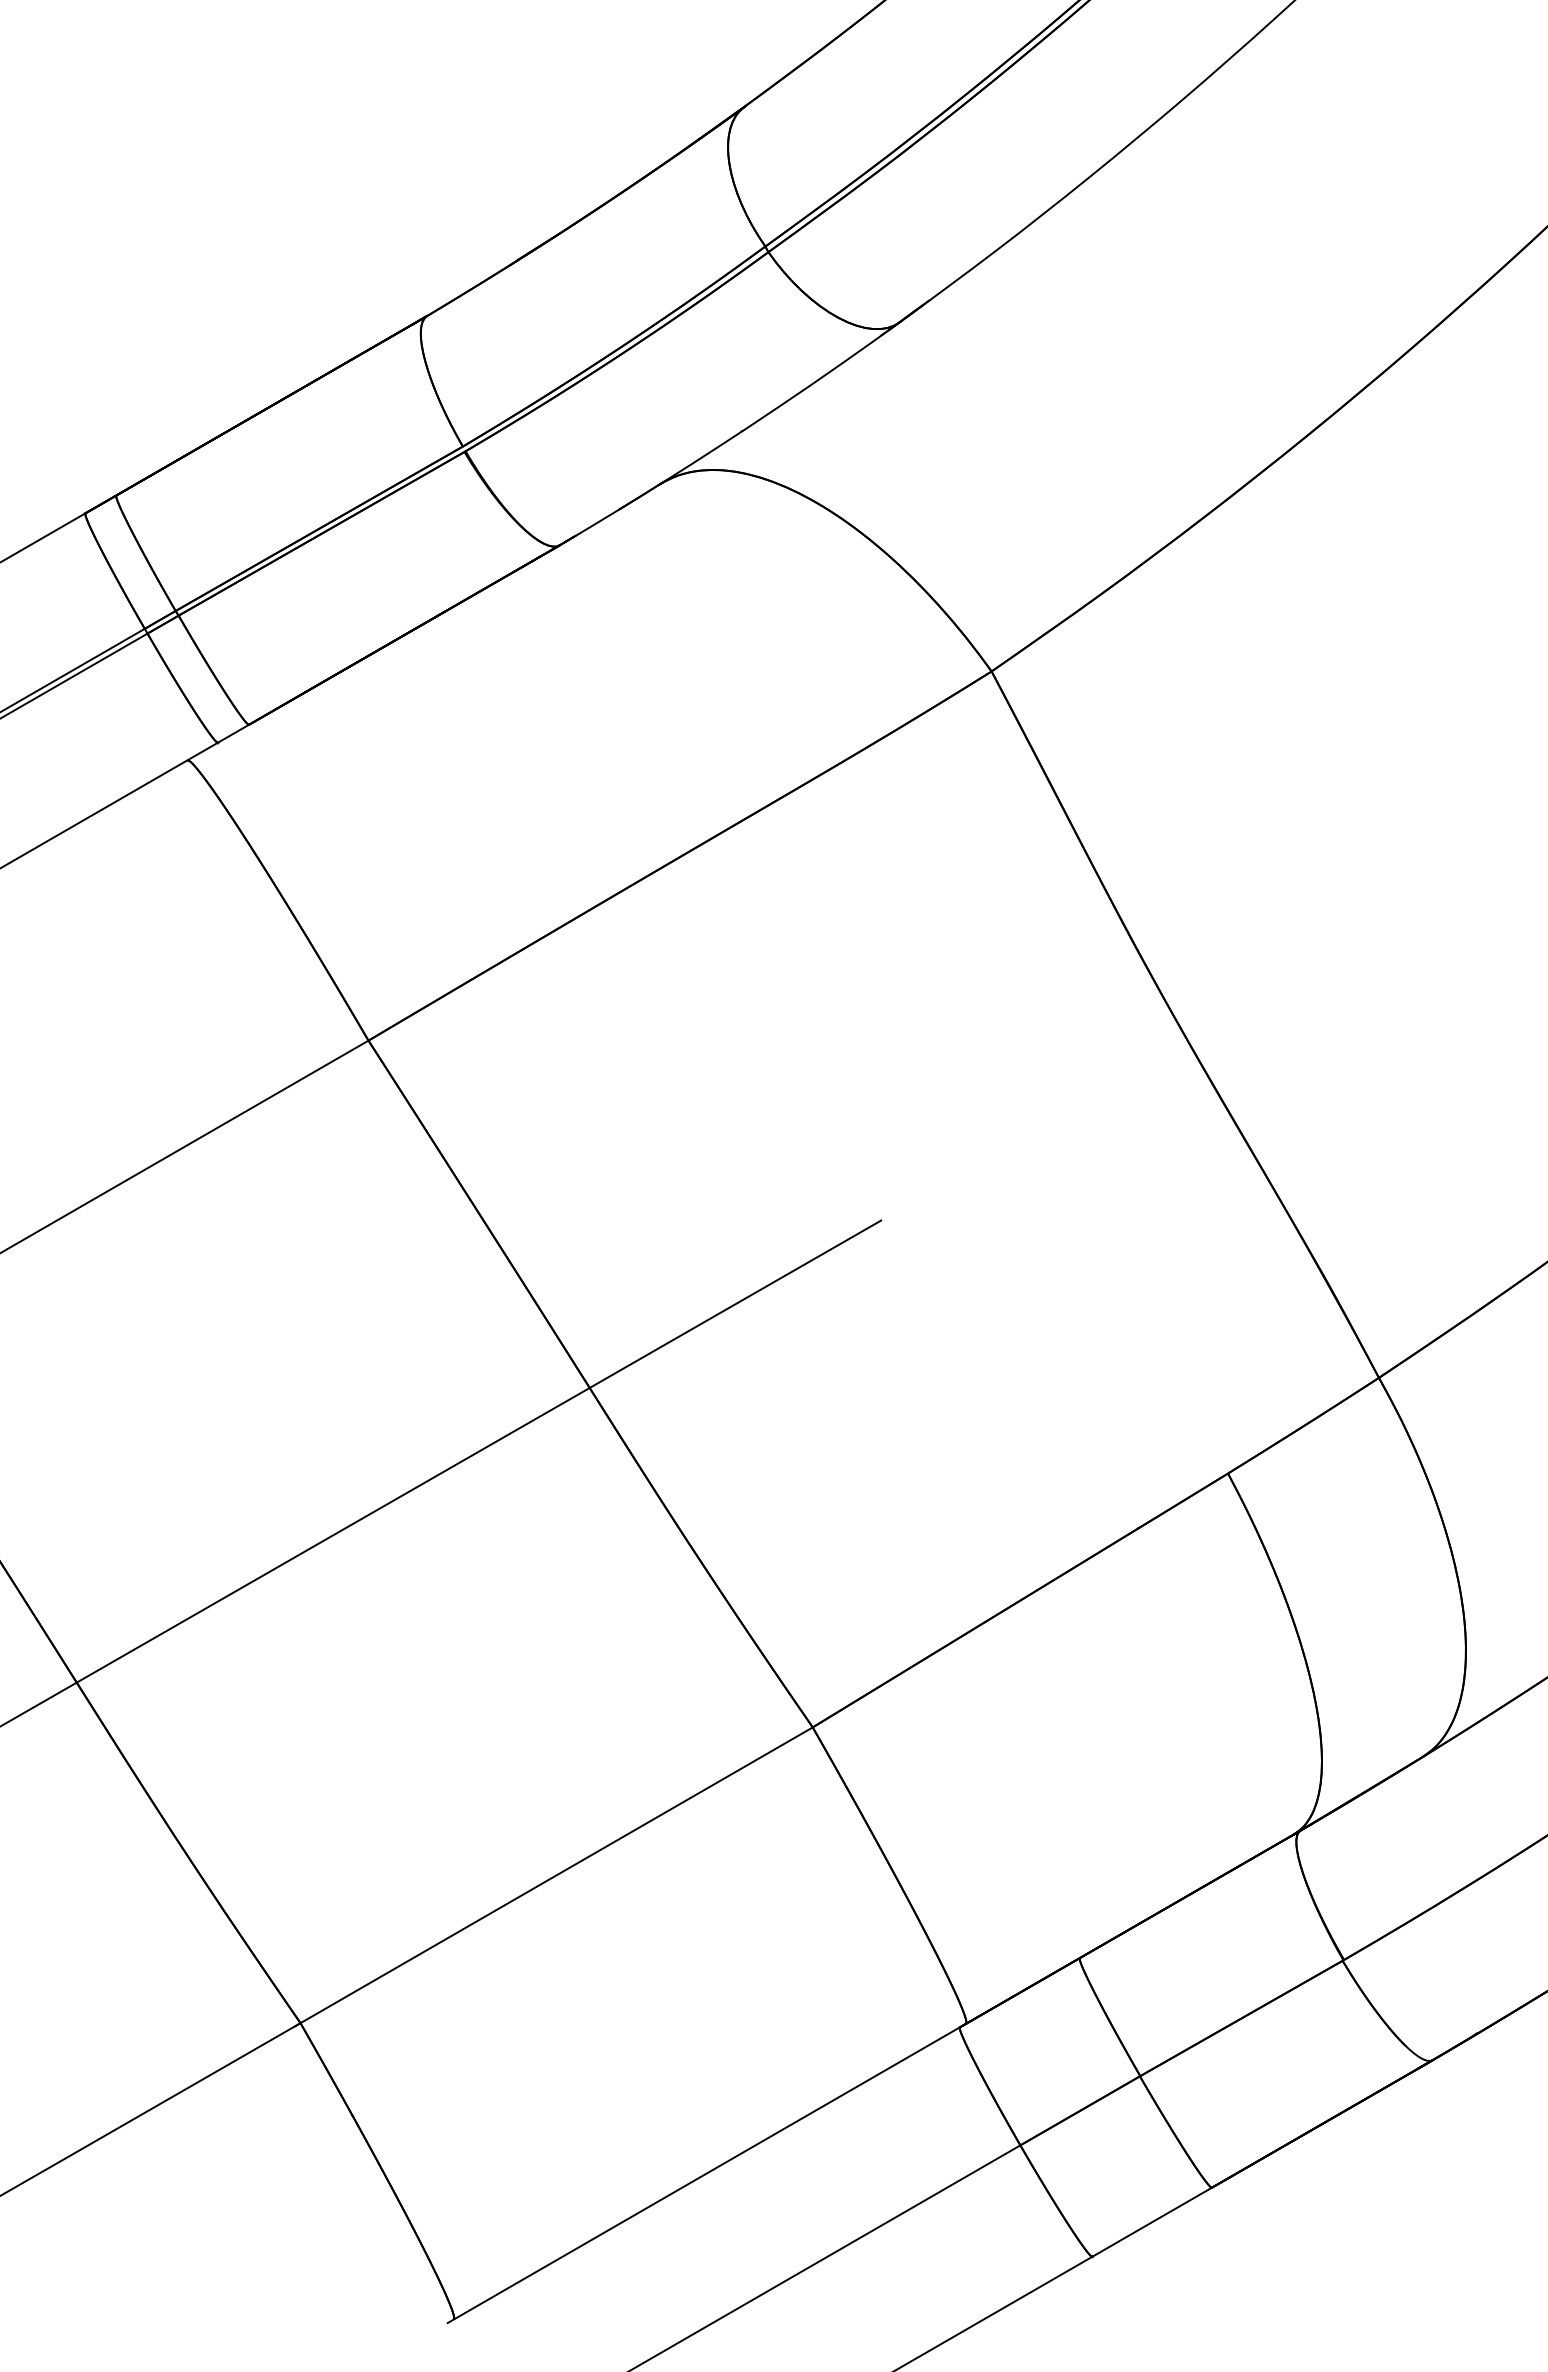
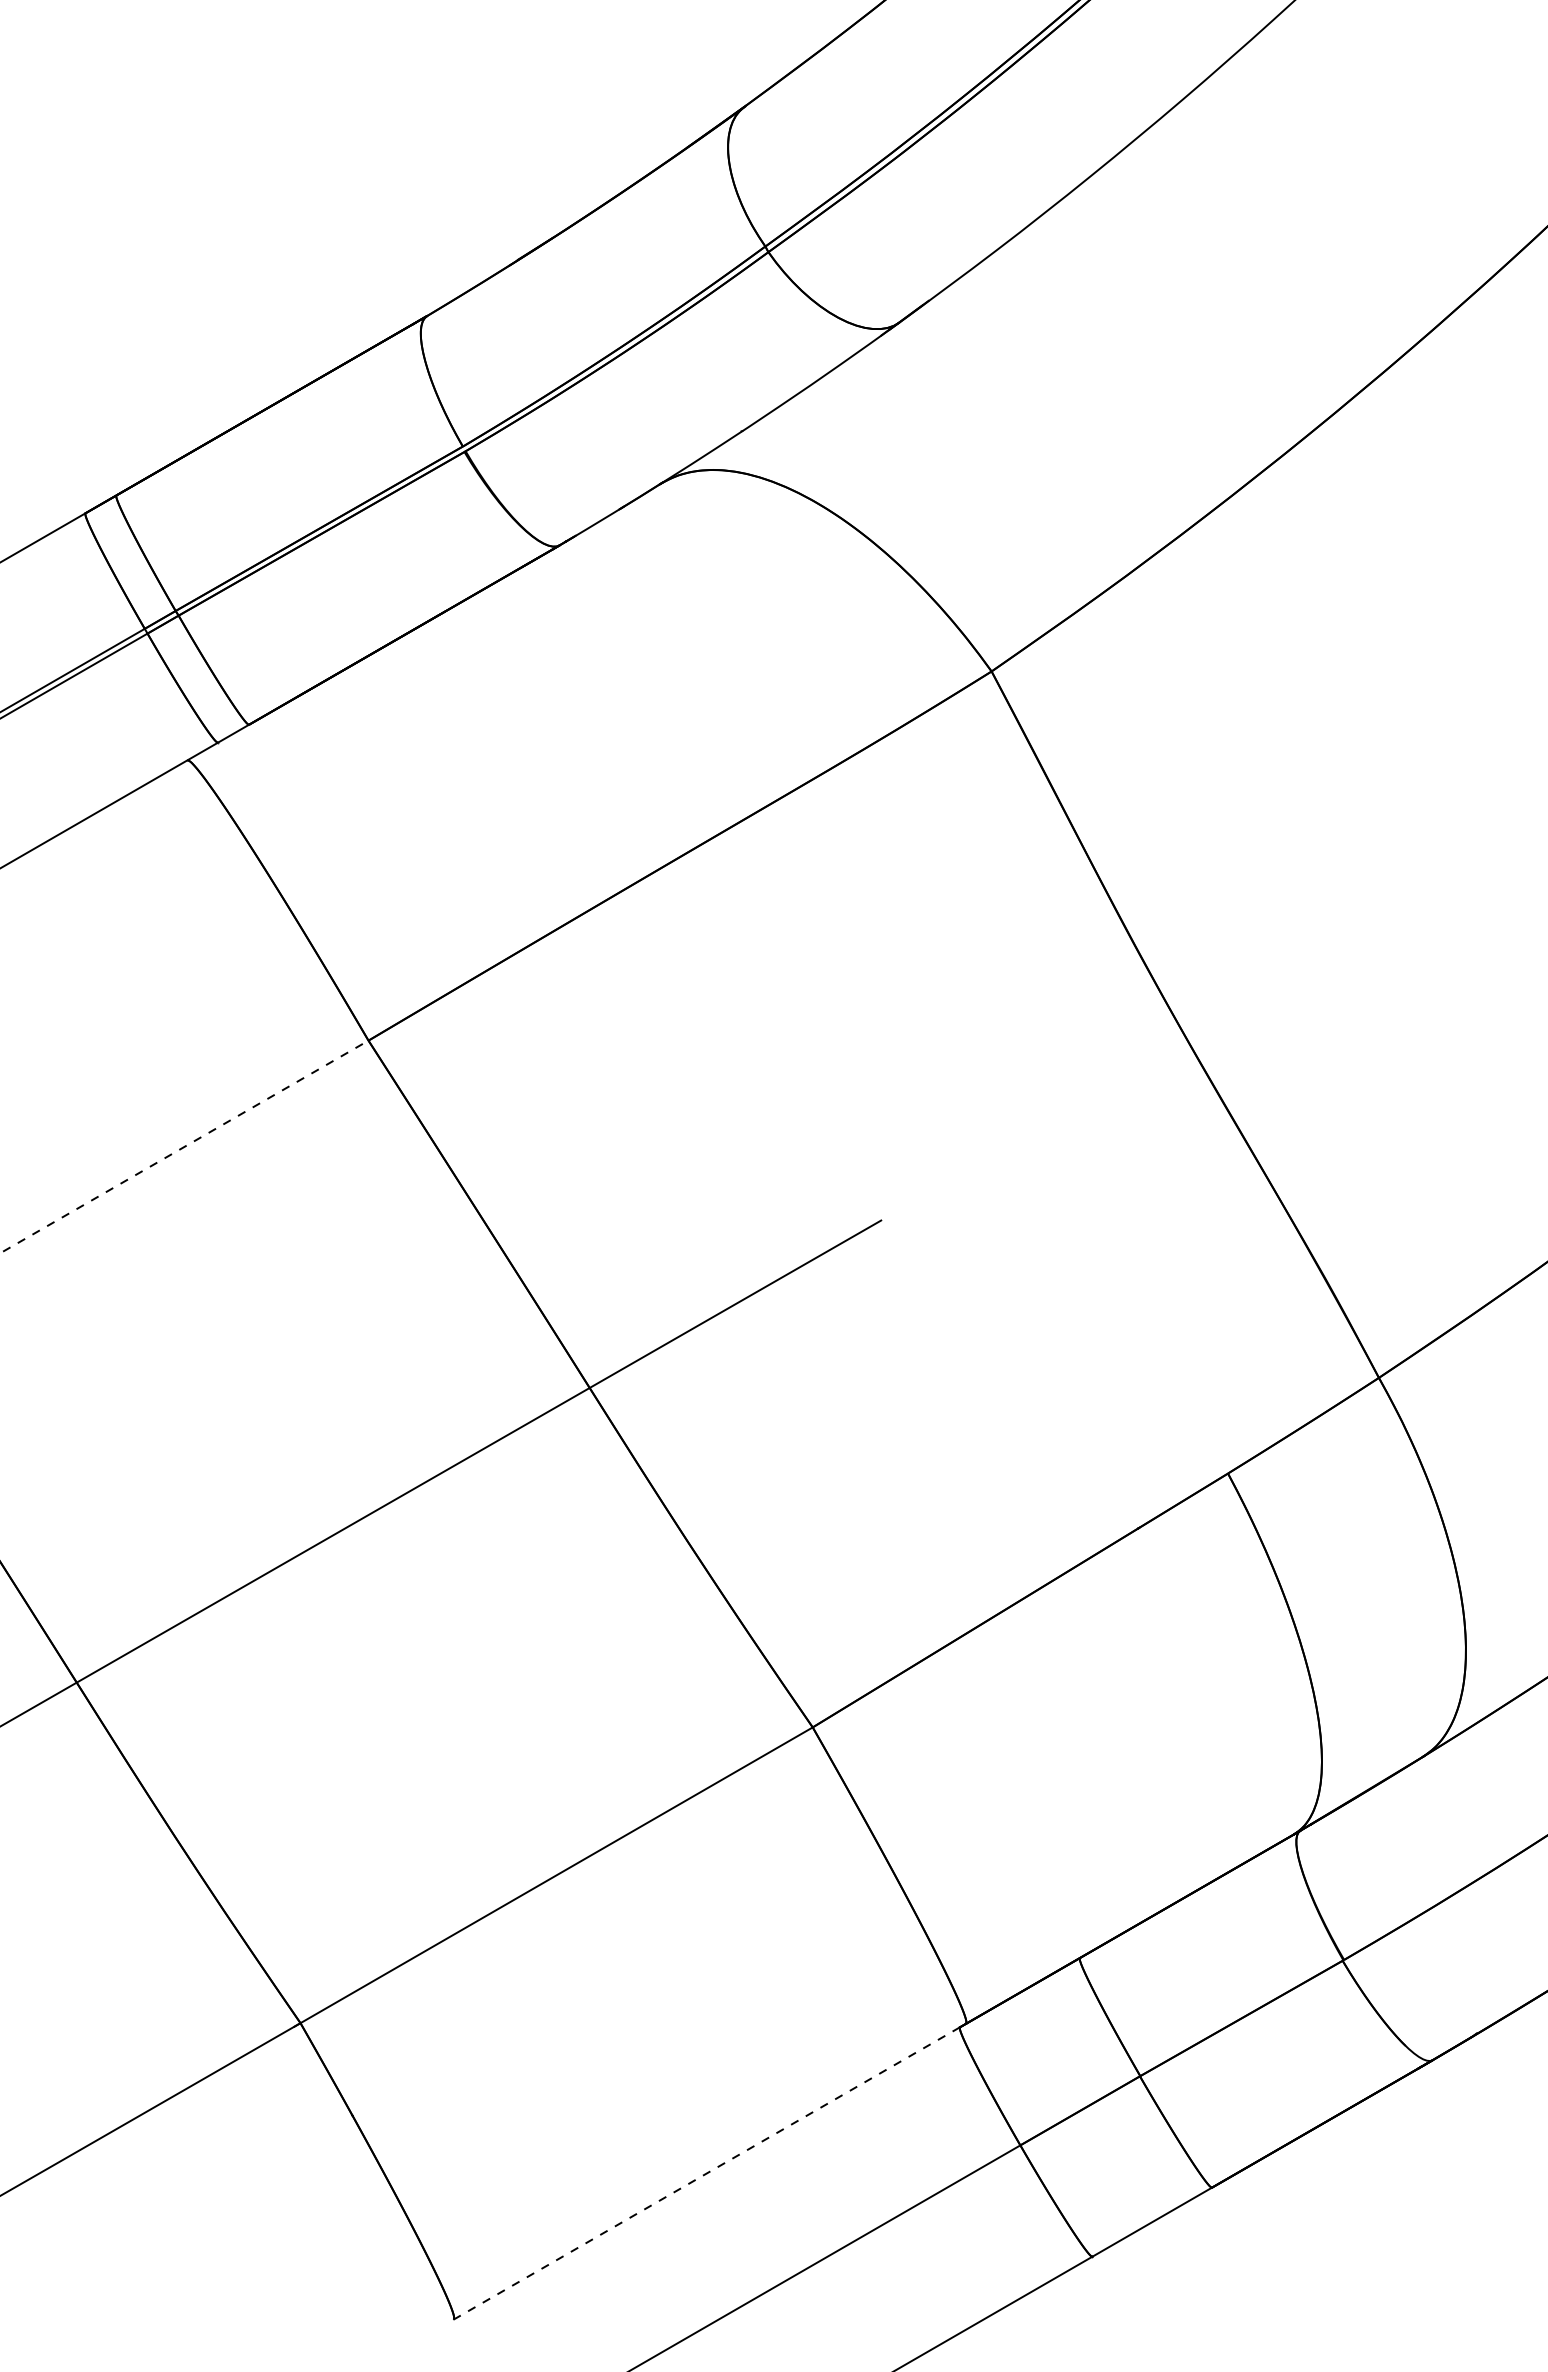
line: solid -> dashed (185, 1146)
line: solid -> dashed (703, 2175)
